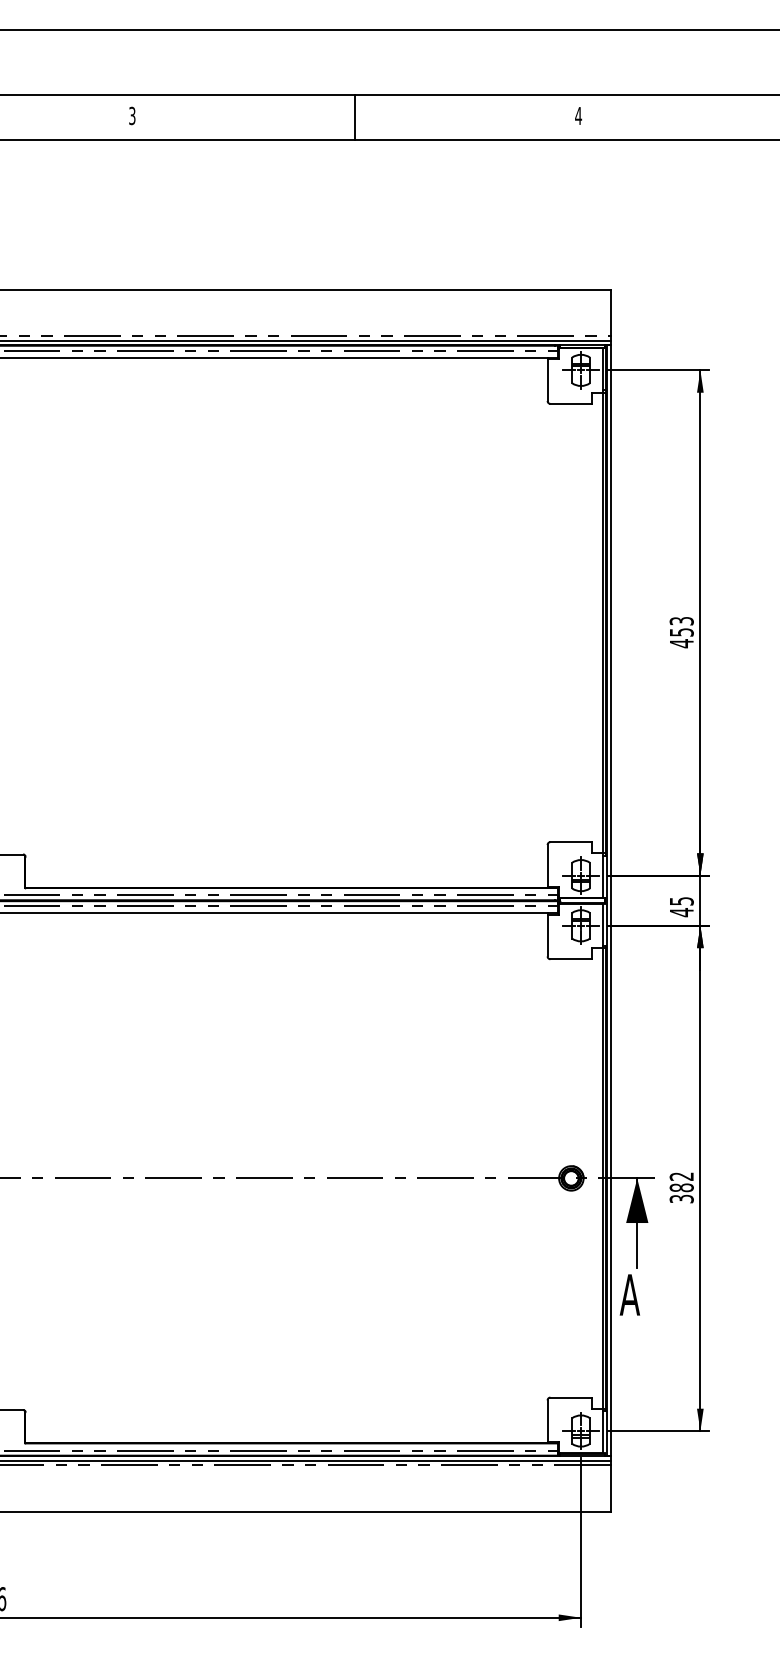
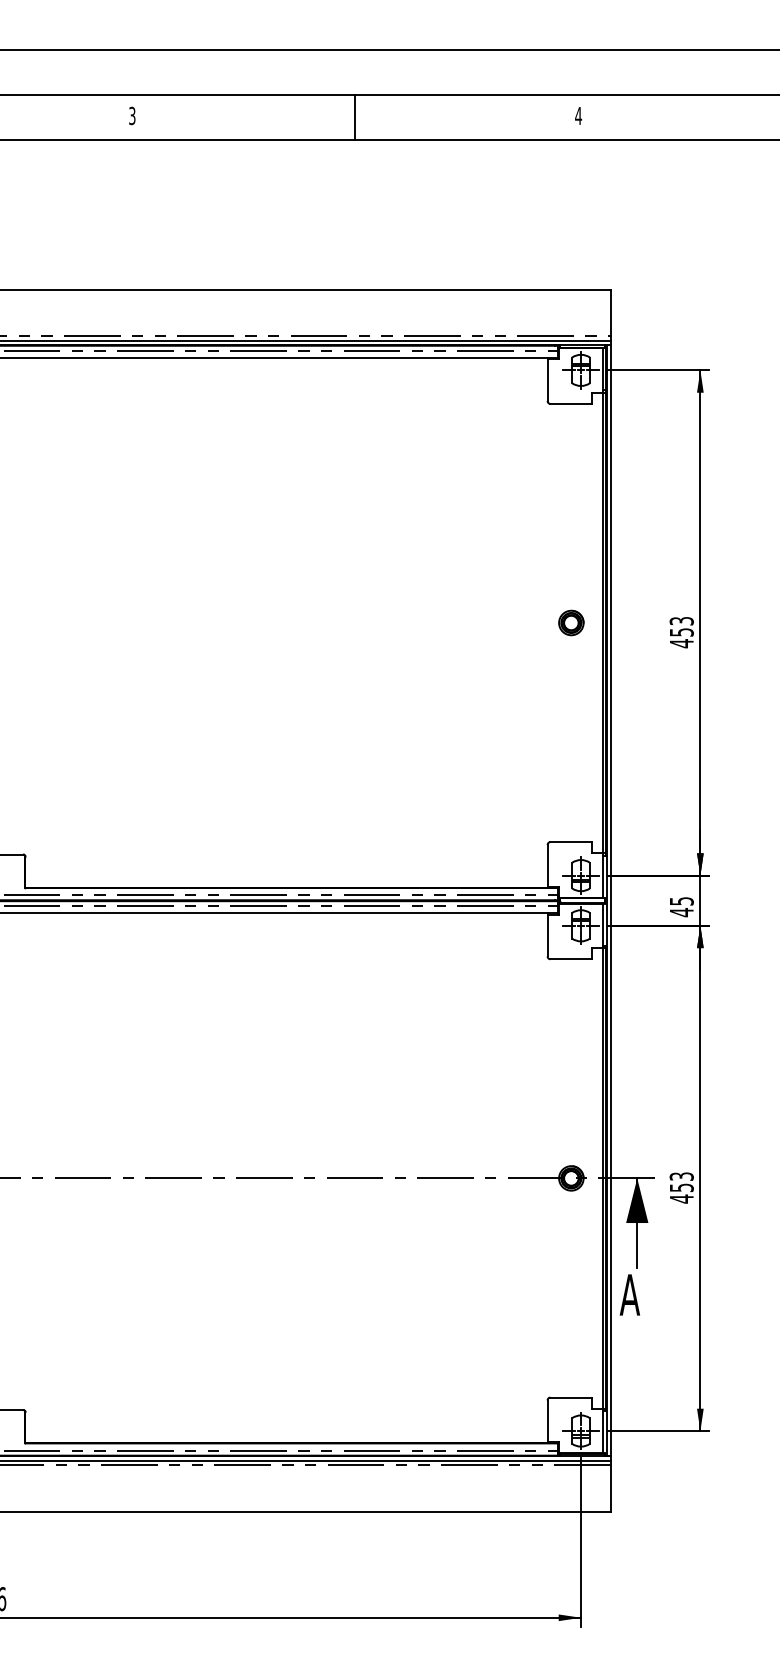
line position: (389, 30) -> (389, 50) (389, 50)
part: none -> present (571, 622)
text: 382 -> 453 (681, 1187)
